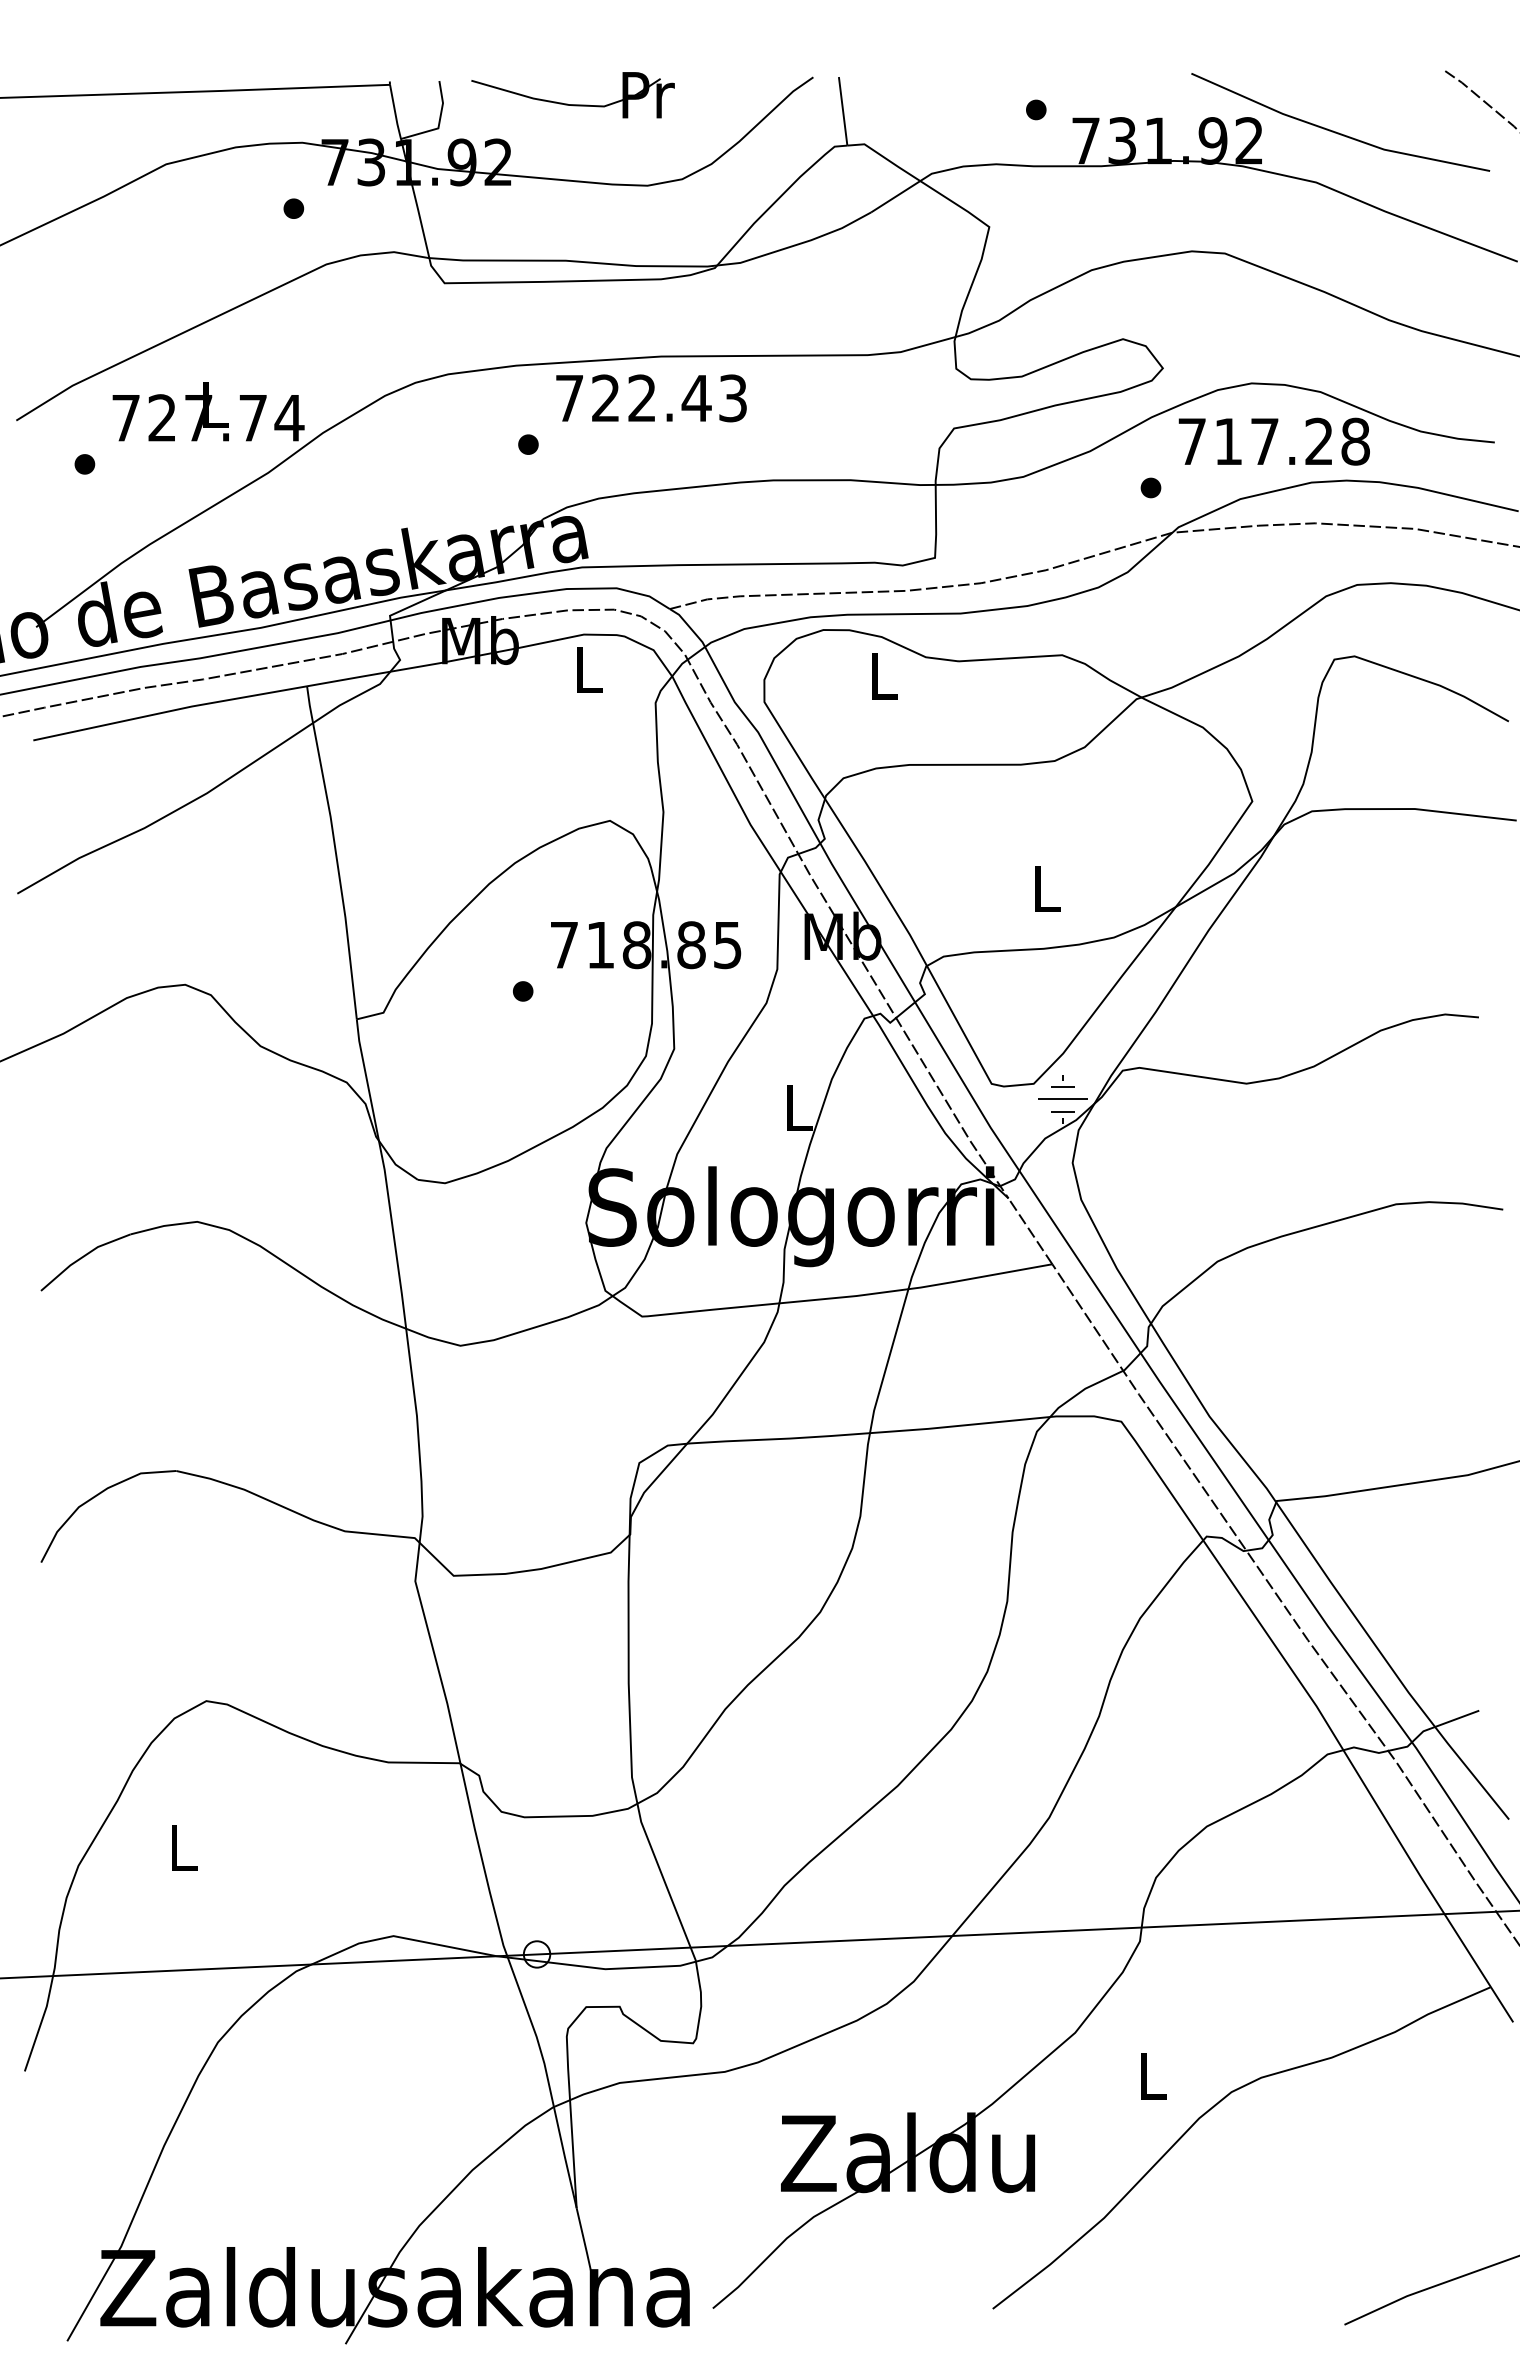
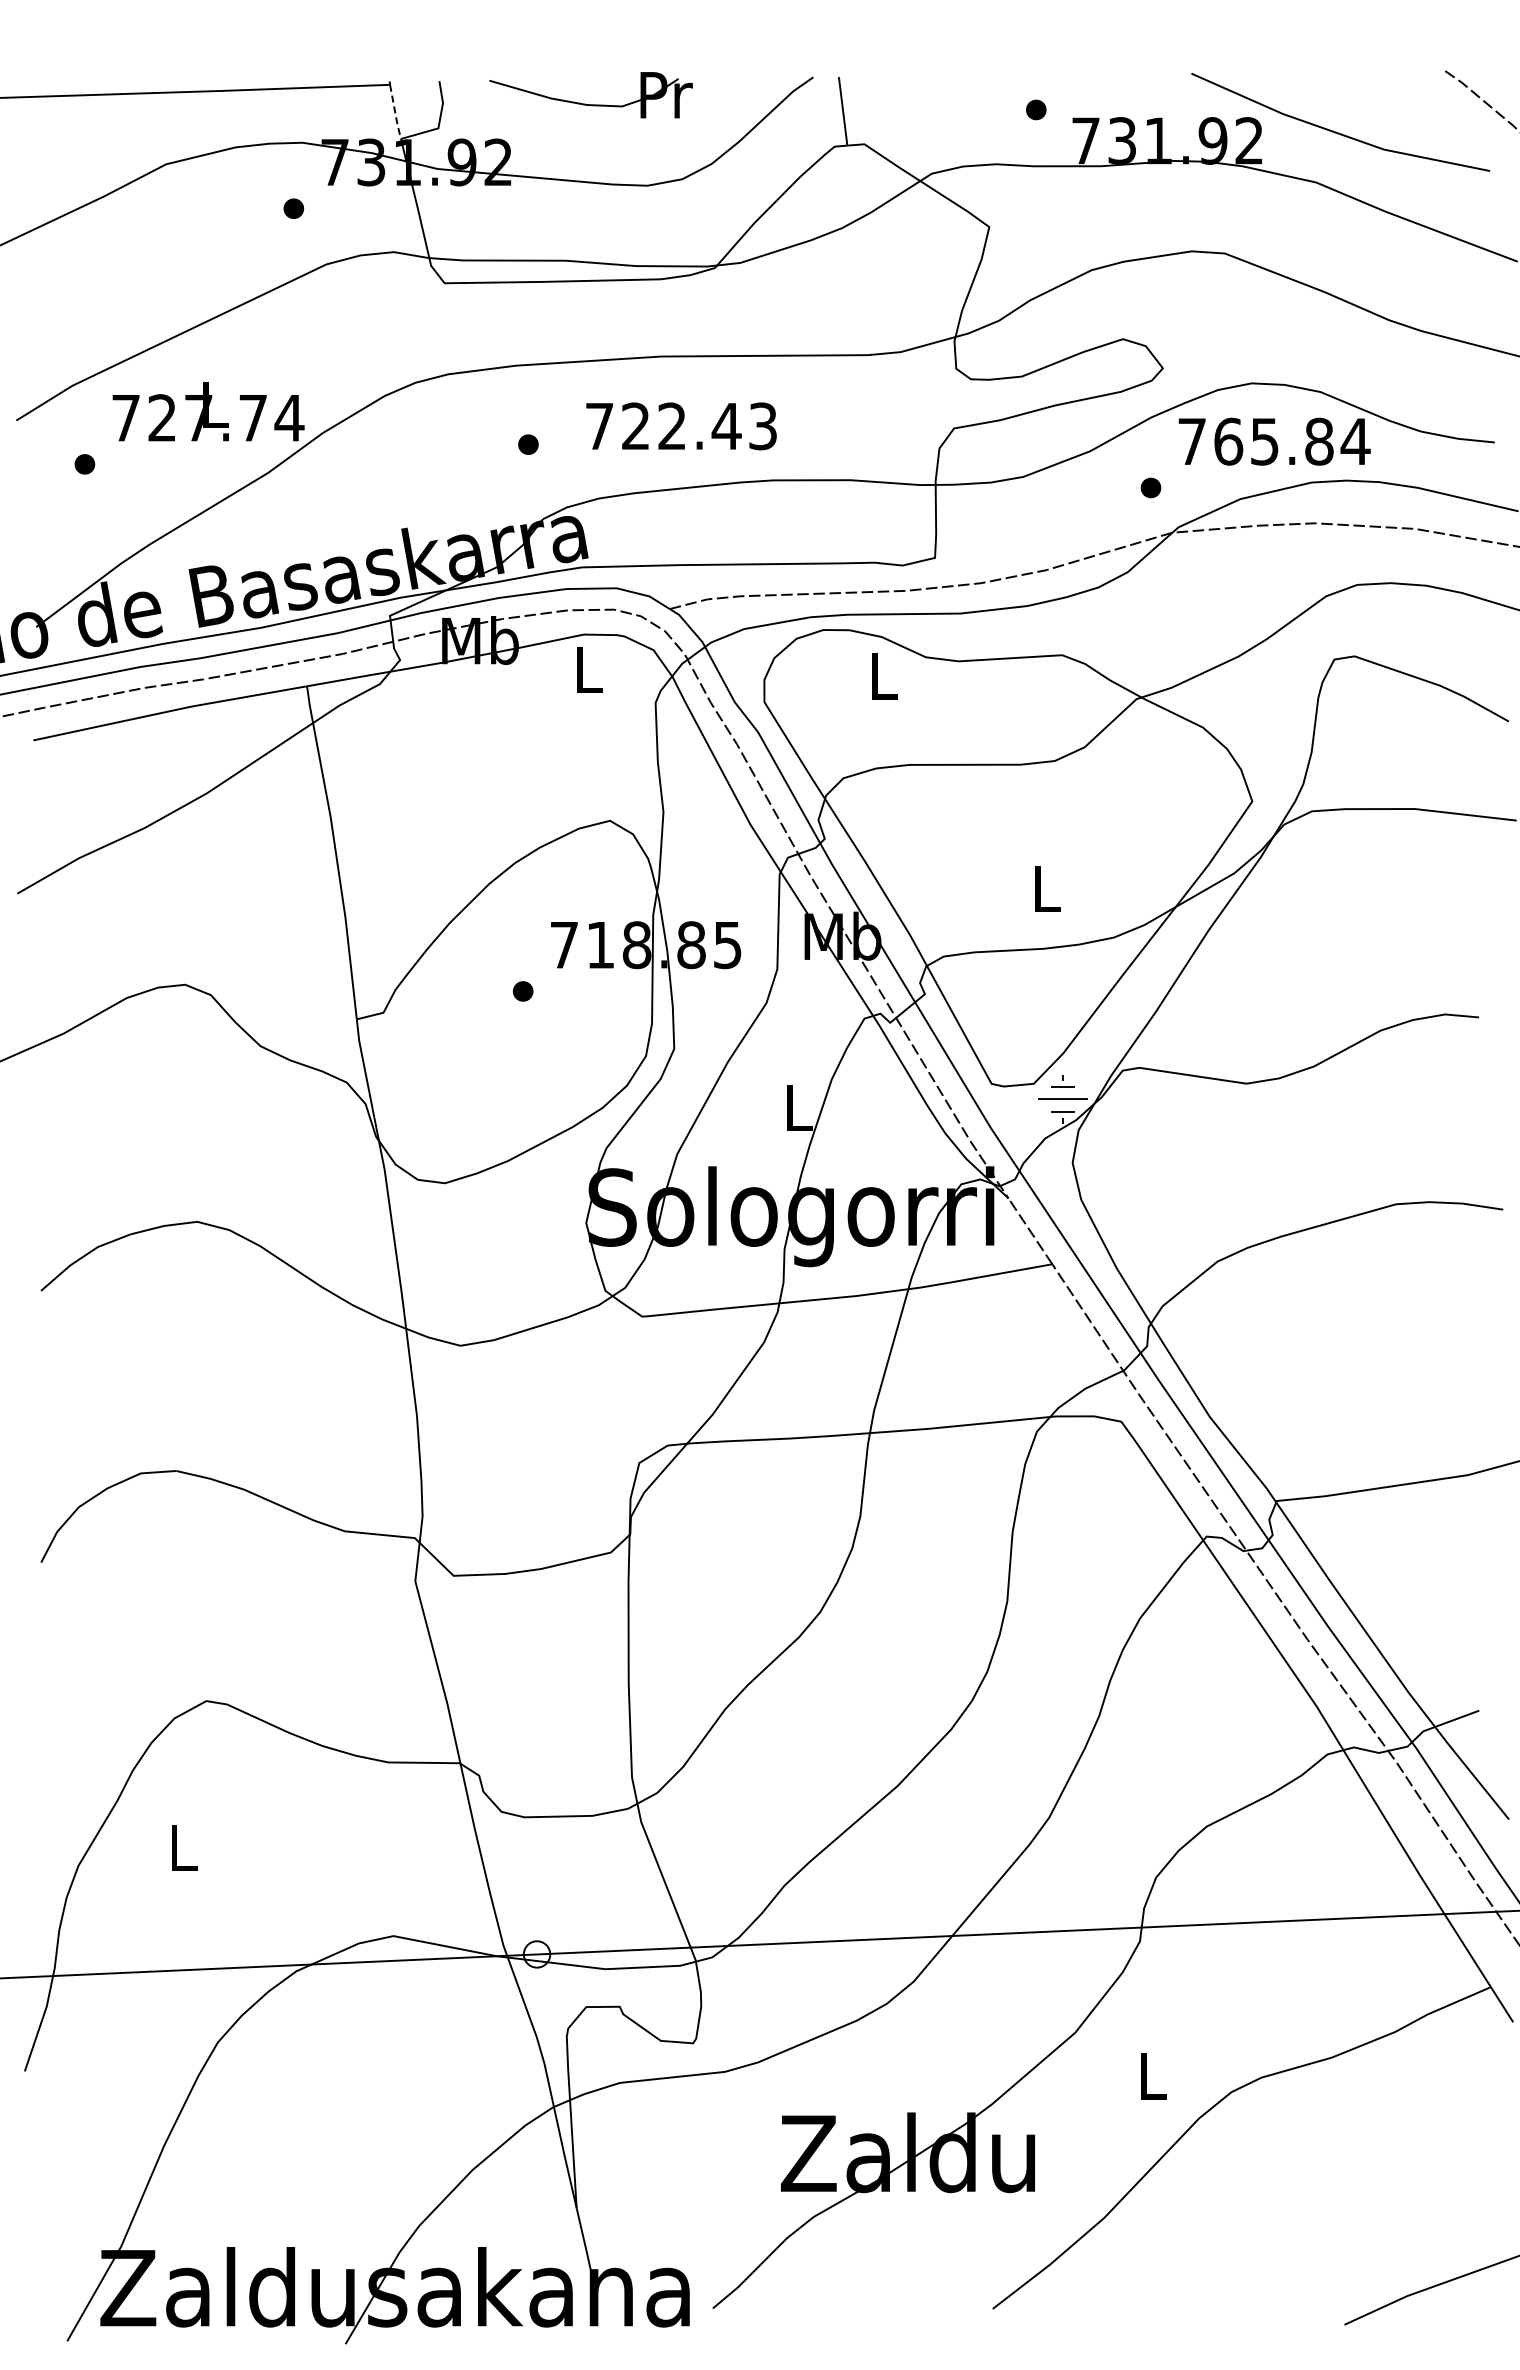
part position: (572, 104) -> (590, 104) (590, 104)
line: solid -> dashed (395, 112)
text position: (651, 398) -> (681, 426) (681, 426)
text: 717.28 -> 765.84 (1292, 441)
